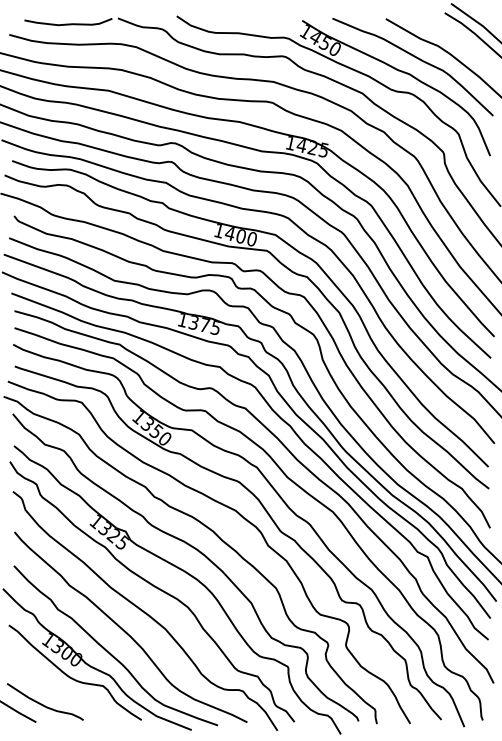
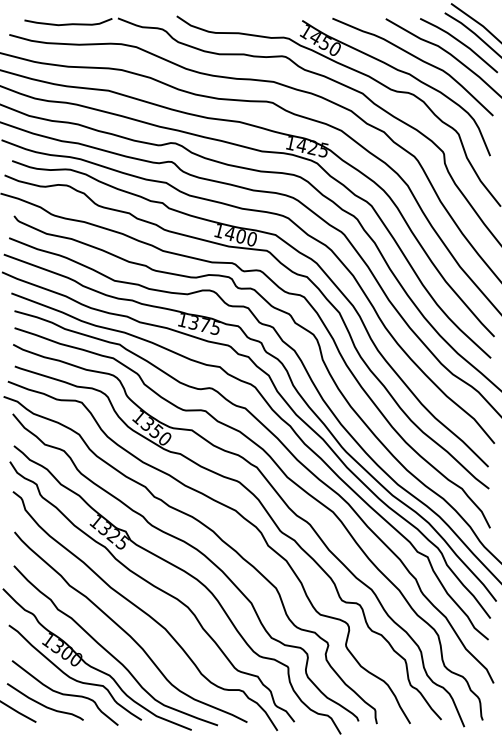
part: none -> present (459, 45)
curve: none -> present (64, 693)
